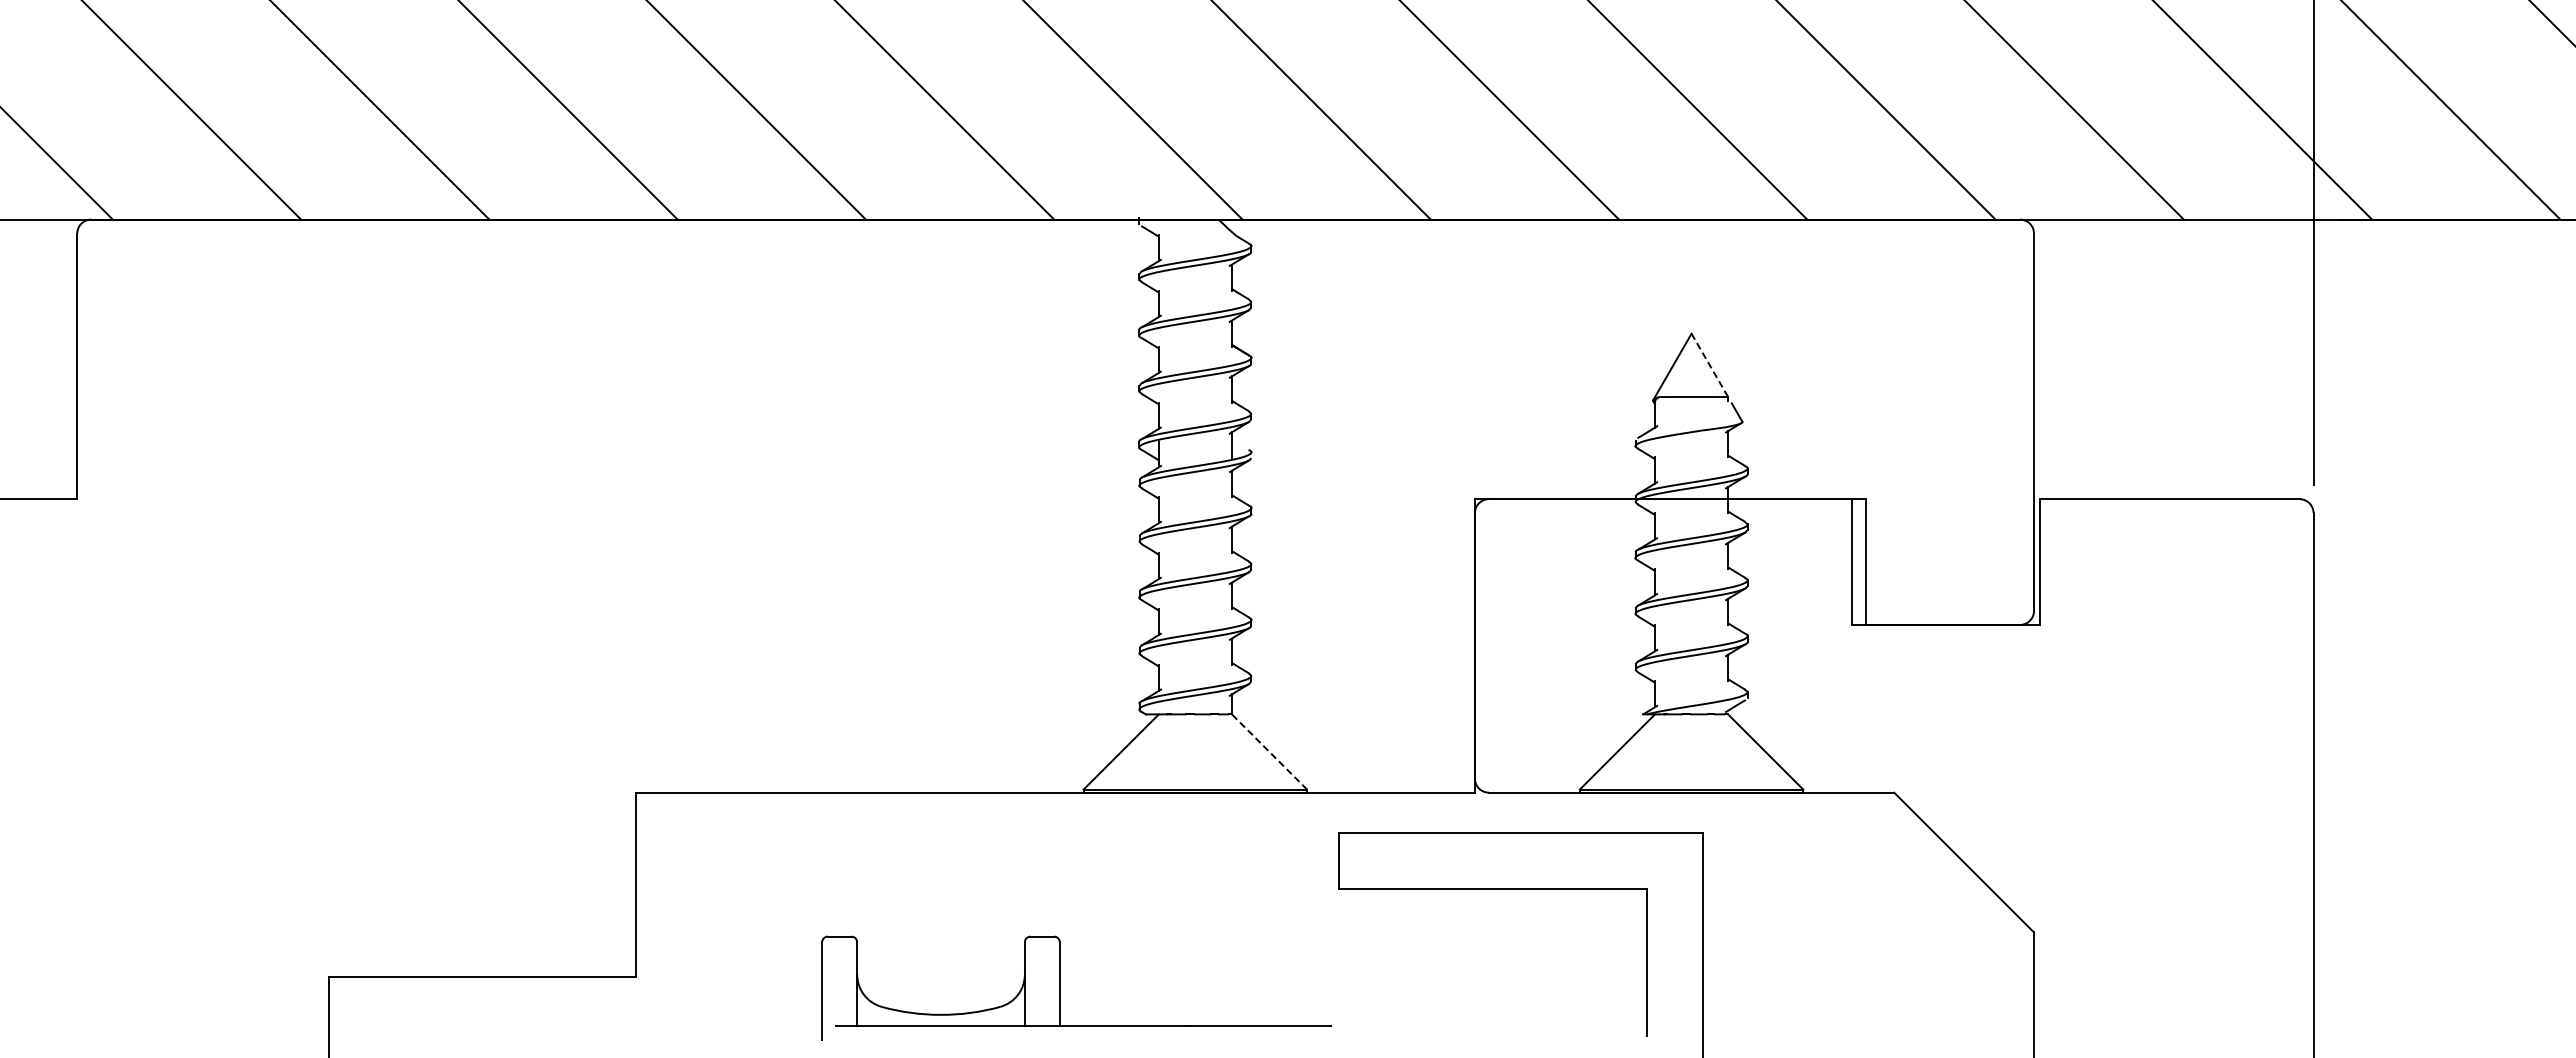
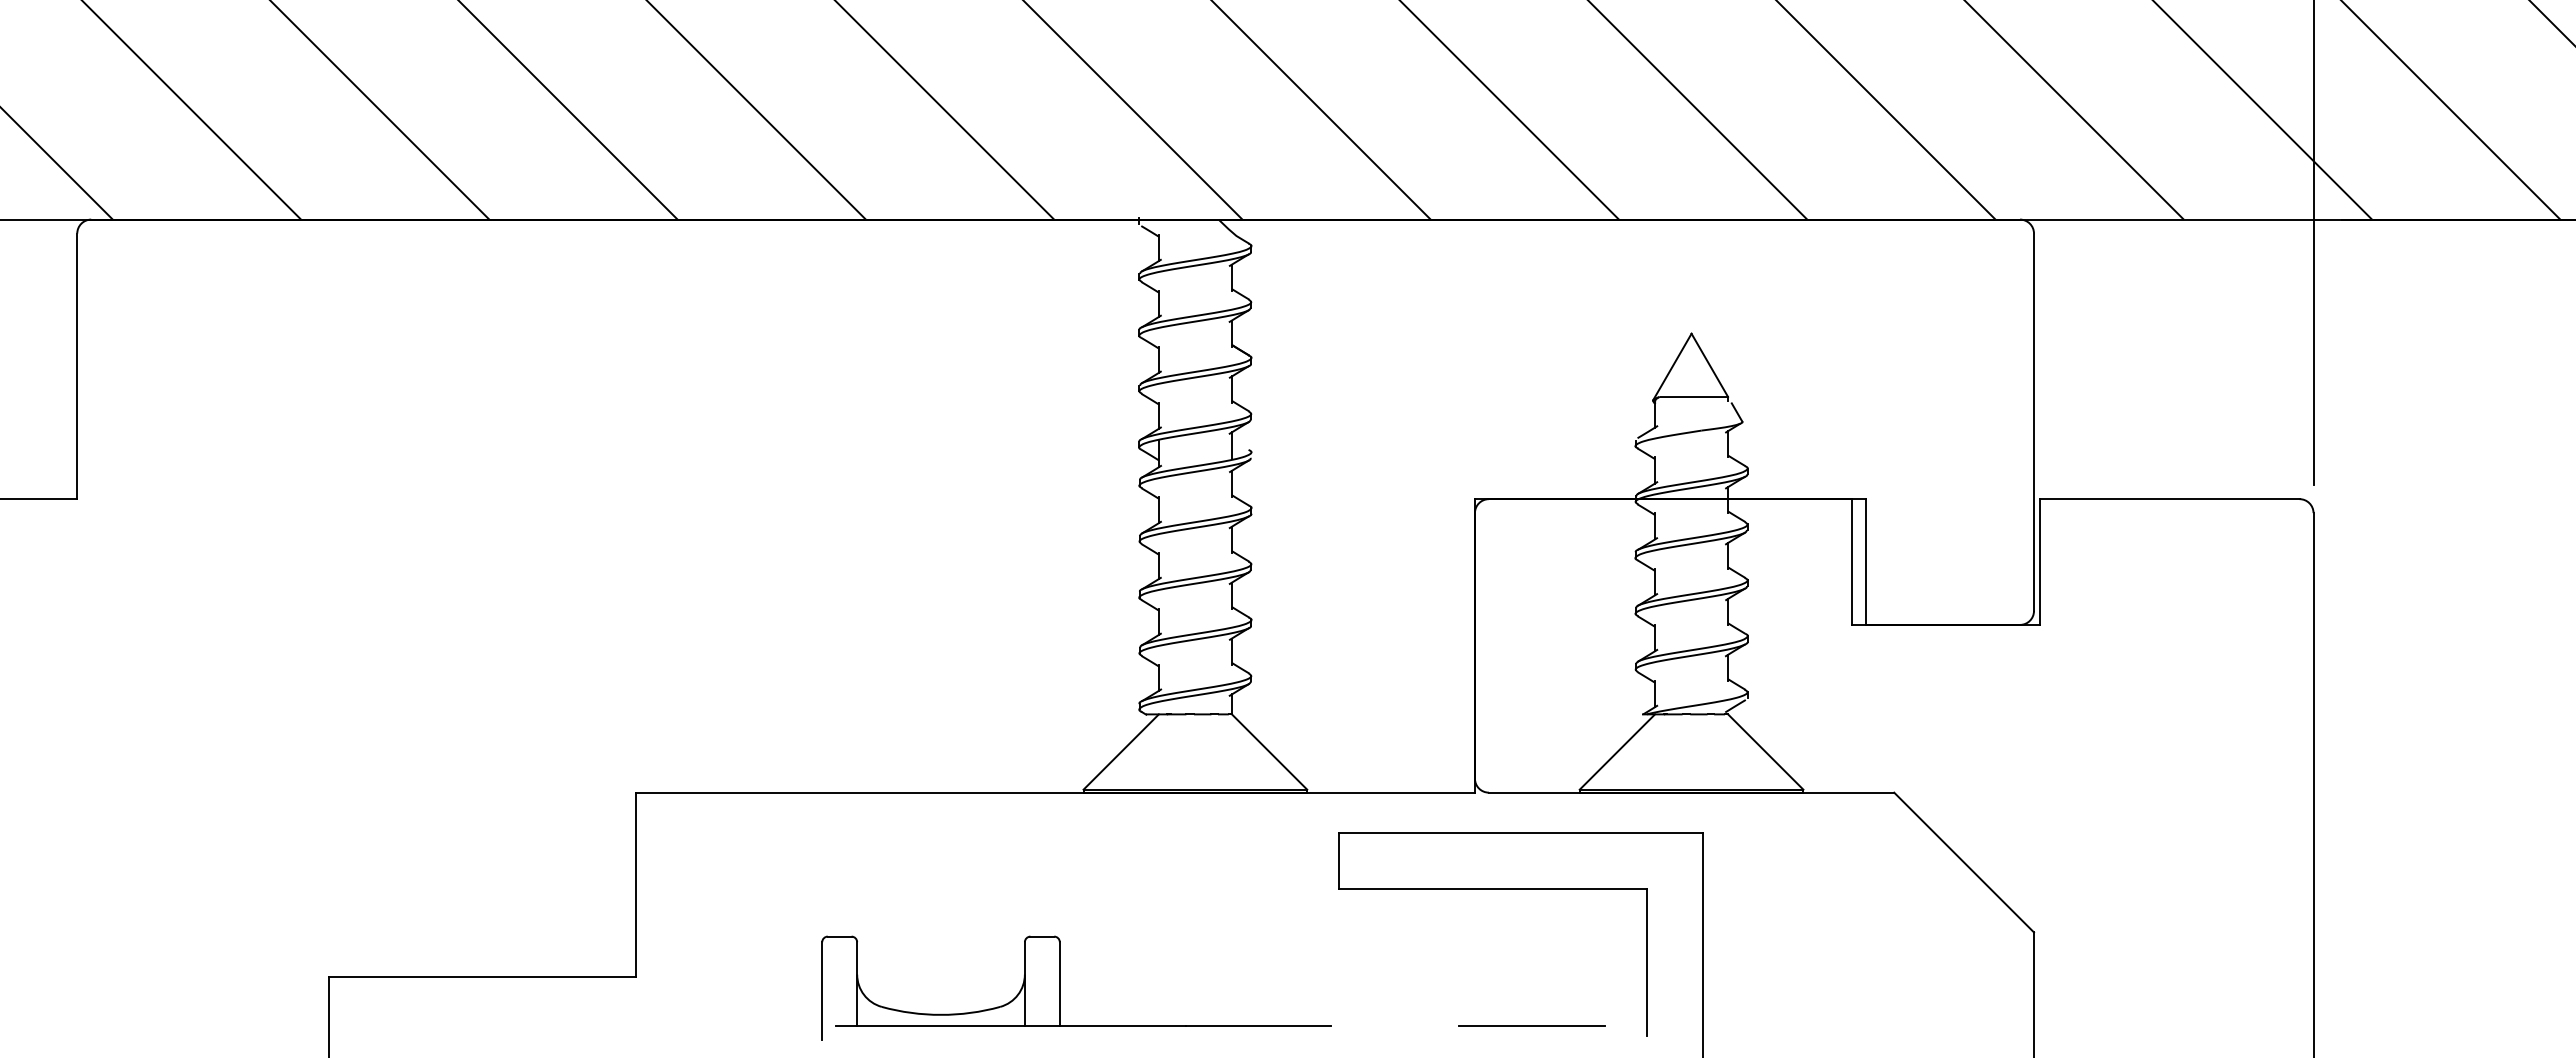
line: dashed -> solid (1709, 364)
line: dashed -> solid (1269, 751)
line: none -> present (1531, 1026)
